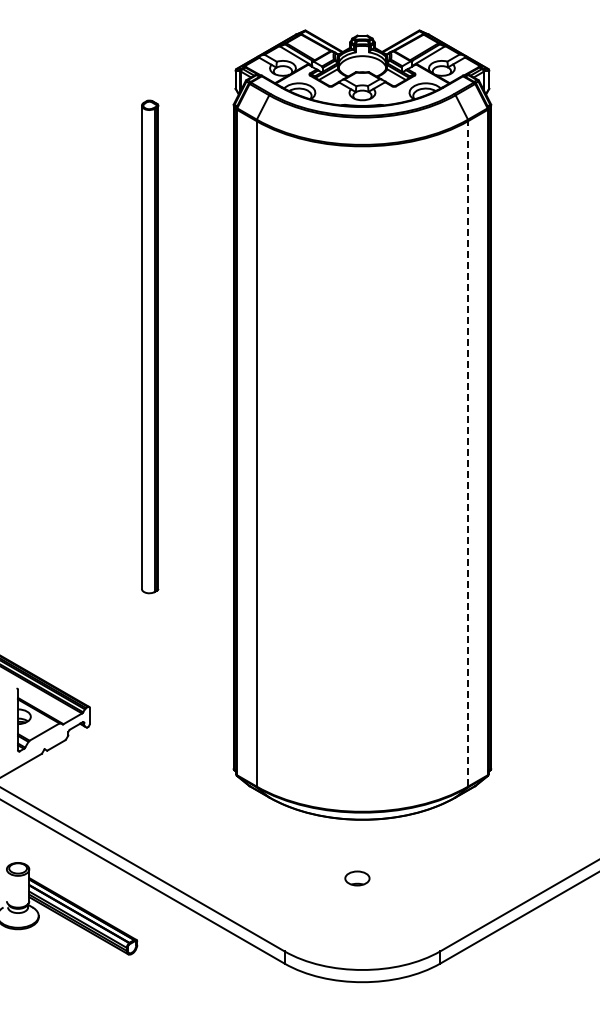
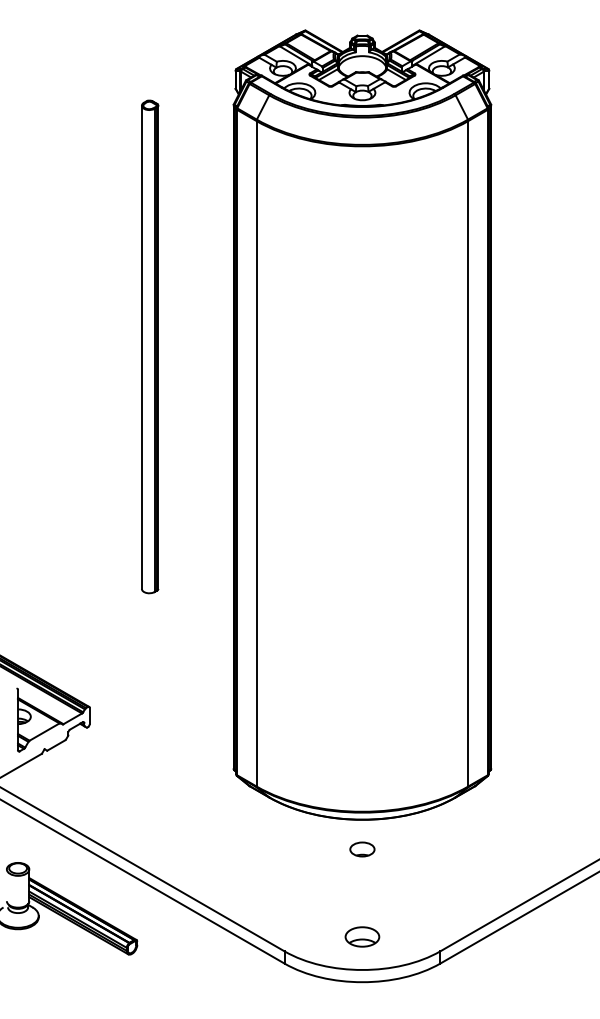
line: dashed -> solid (468, 453)
part position: (357, 878) -> (362, 849) (362, 849)
part: none -> present (362, 936)
